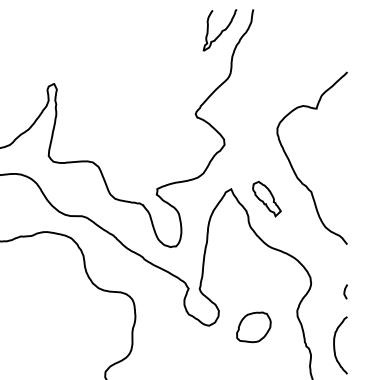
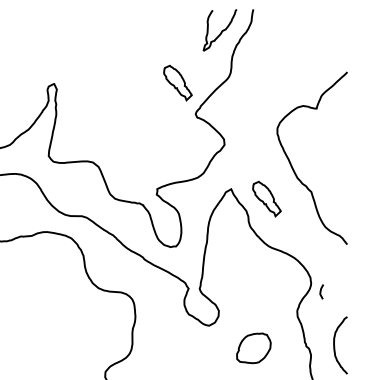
part: none -> present (177, 82)
line position: (345, 291) -> (321, 291) (321, 291)
part position: (253, 327) -> (253, 348) (253, 348)
